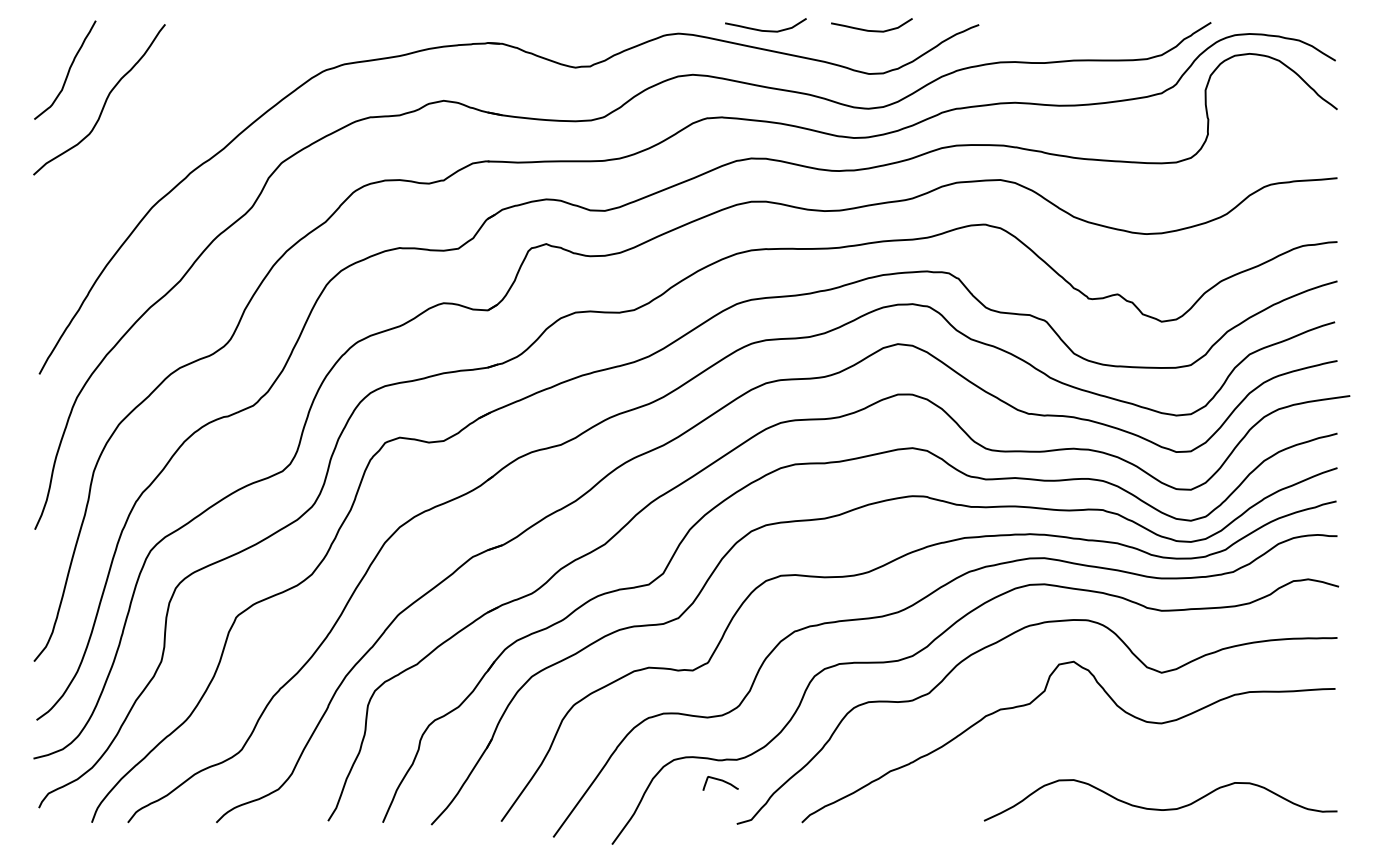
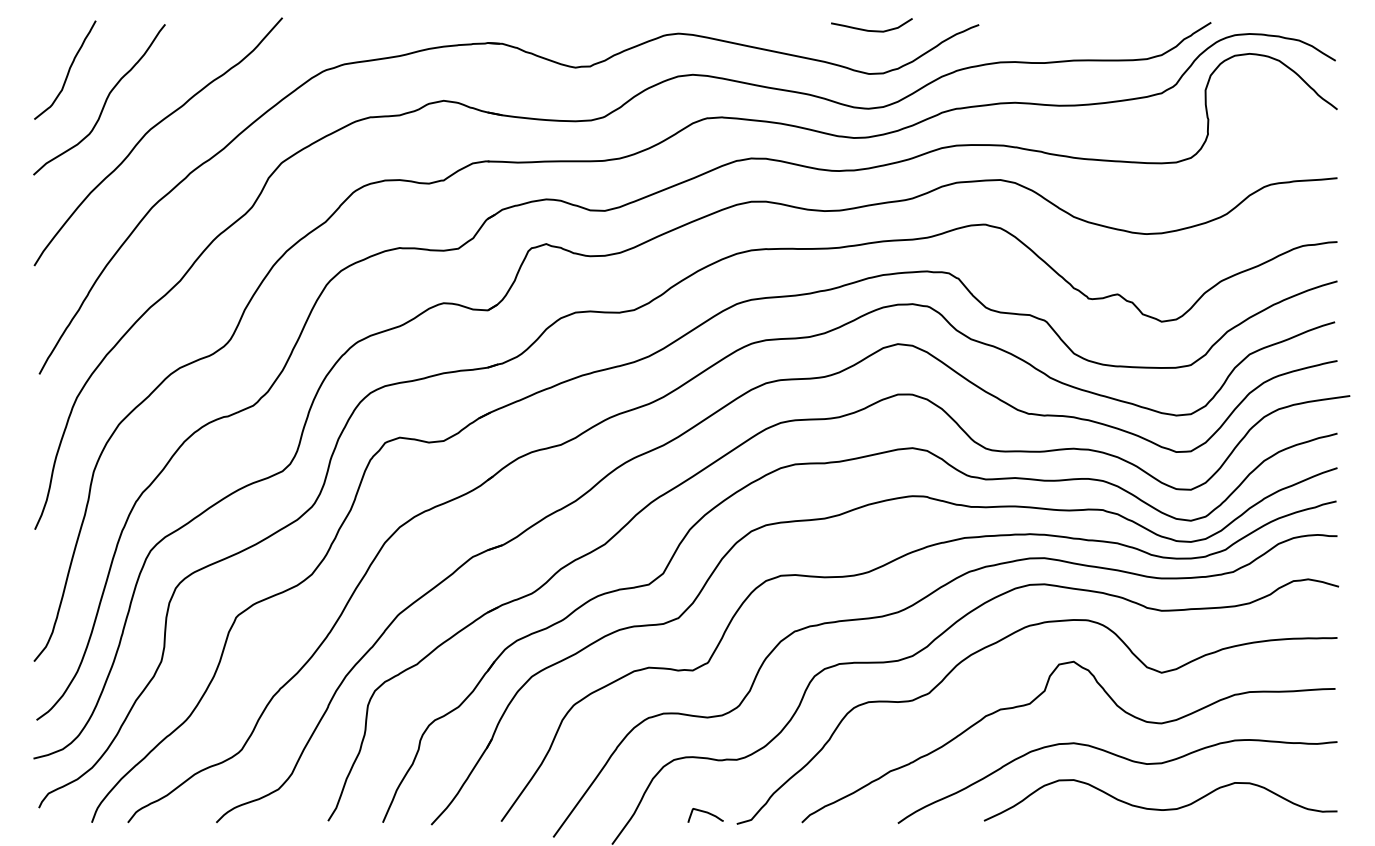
curve: present -> none (765, 30)
curve: none -> present (148, 132)
curve: none -> present (1124, 759)
curve position: (721, 781) -> (706, 813) (706, 813)
